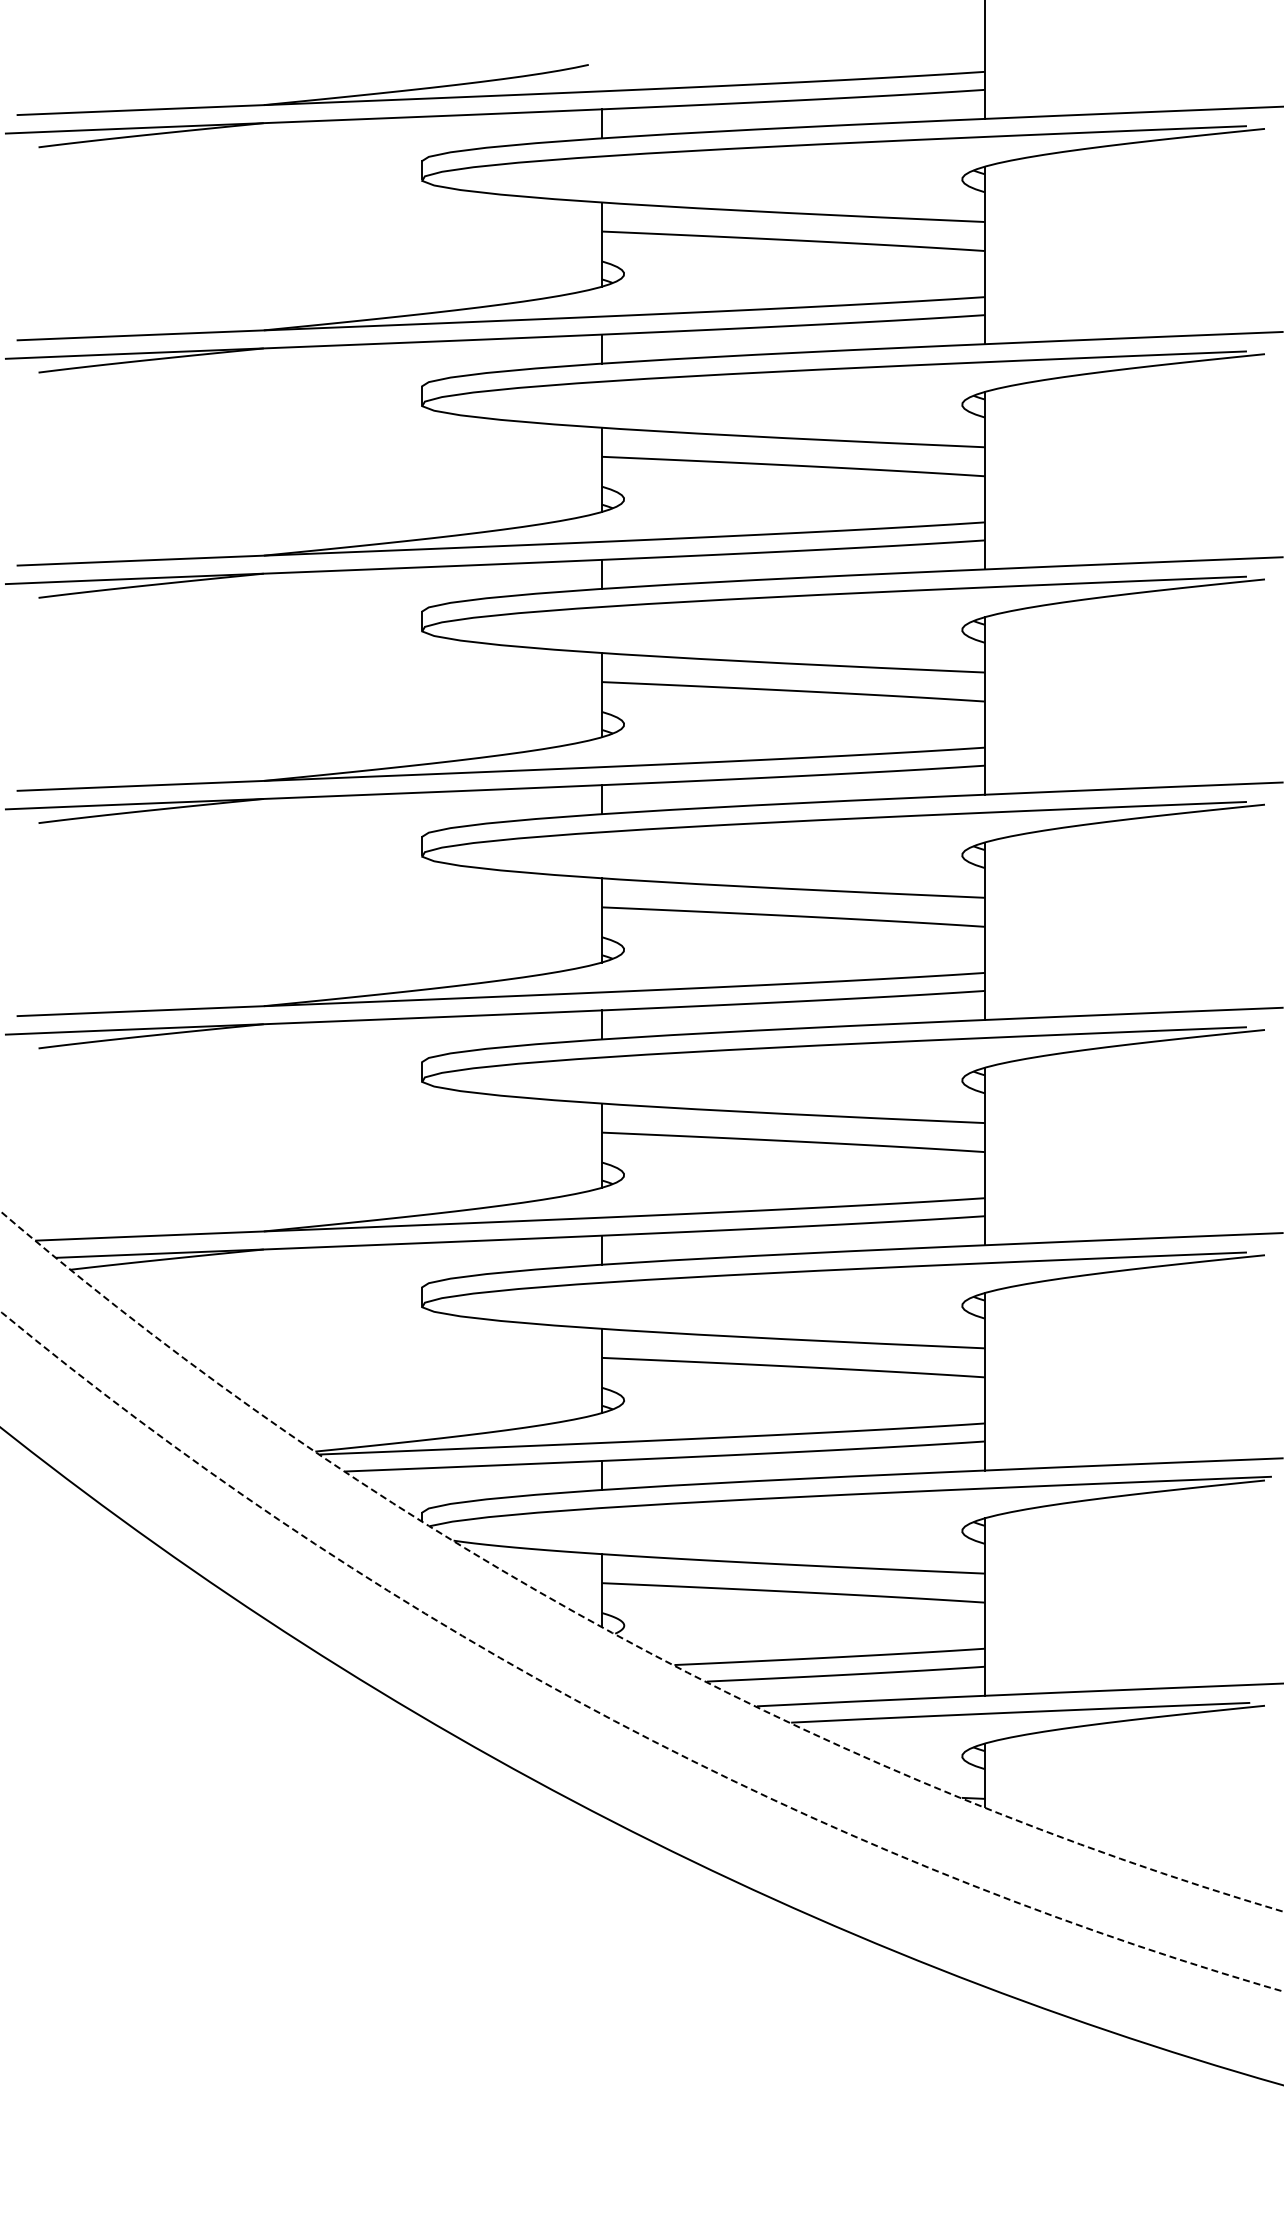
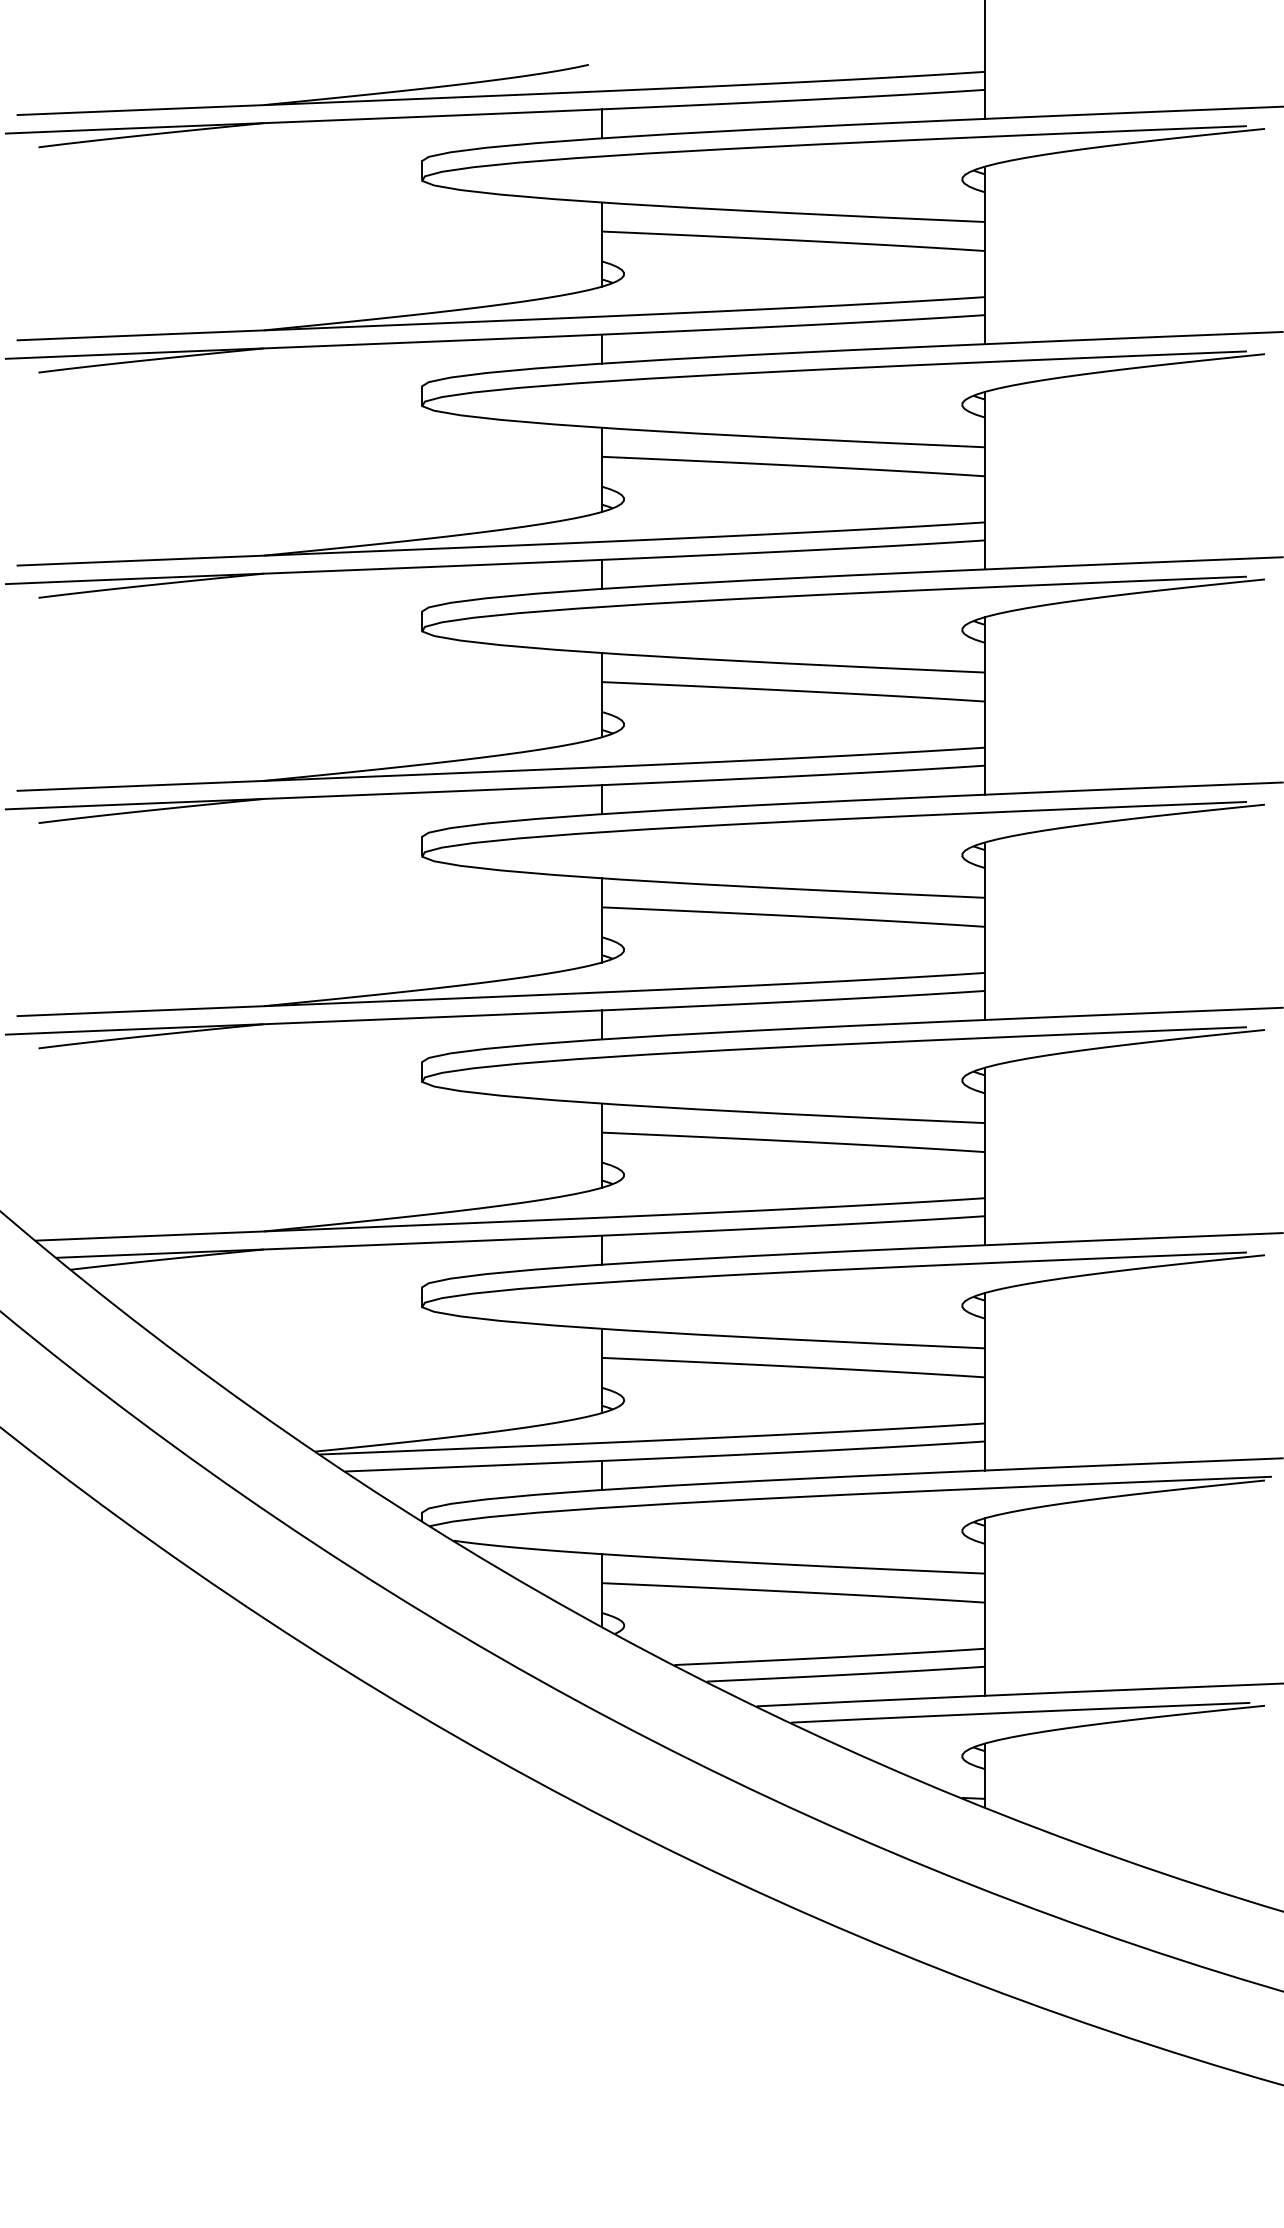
circle: dashed -> solid (641, 1561)
circle: dashed -> solid (641, 1651)
